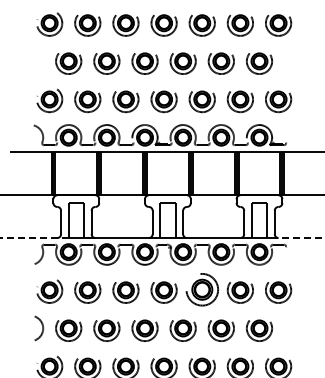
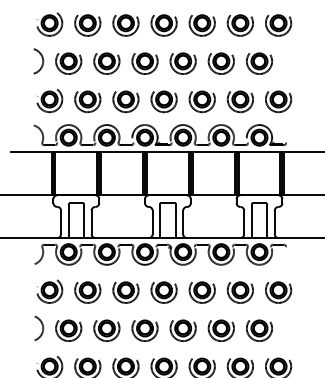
arc: none -> present (42, 61)
line: dashed -> solid (33, 238)
line: dashed -> solid (297, 238)
part size: 34x34 px -> 28x23 px (201, 292)
